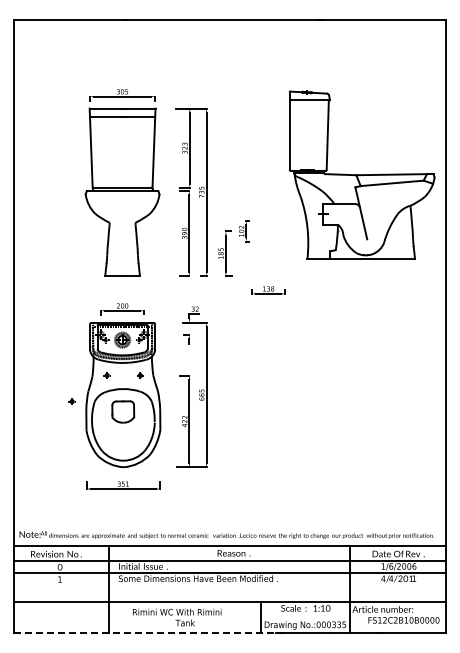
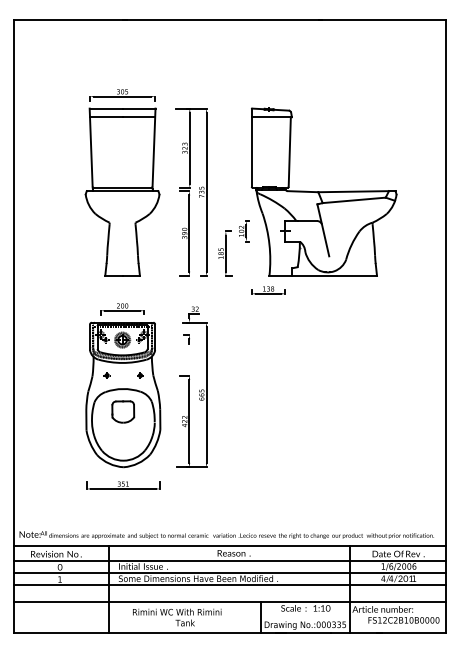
part position: (362, 174) -> (324, 191) (324, 191)
part: present -> none (71, 401)
line: none -> present (229, 584)
line: dashed -> solid (150, 633)
